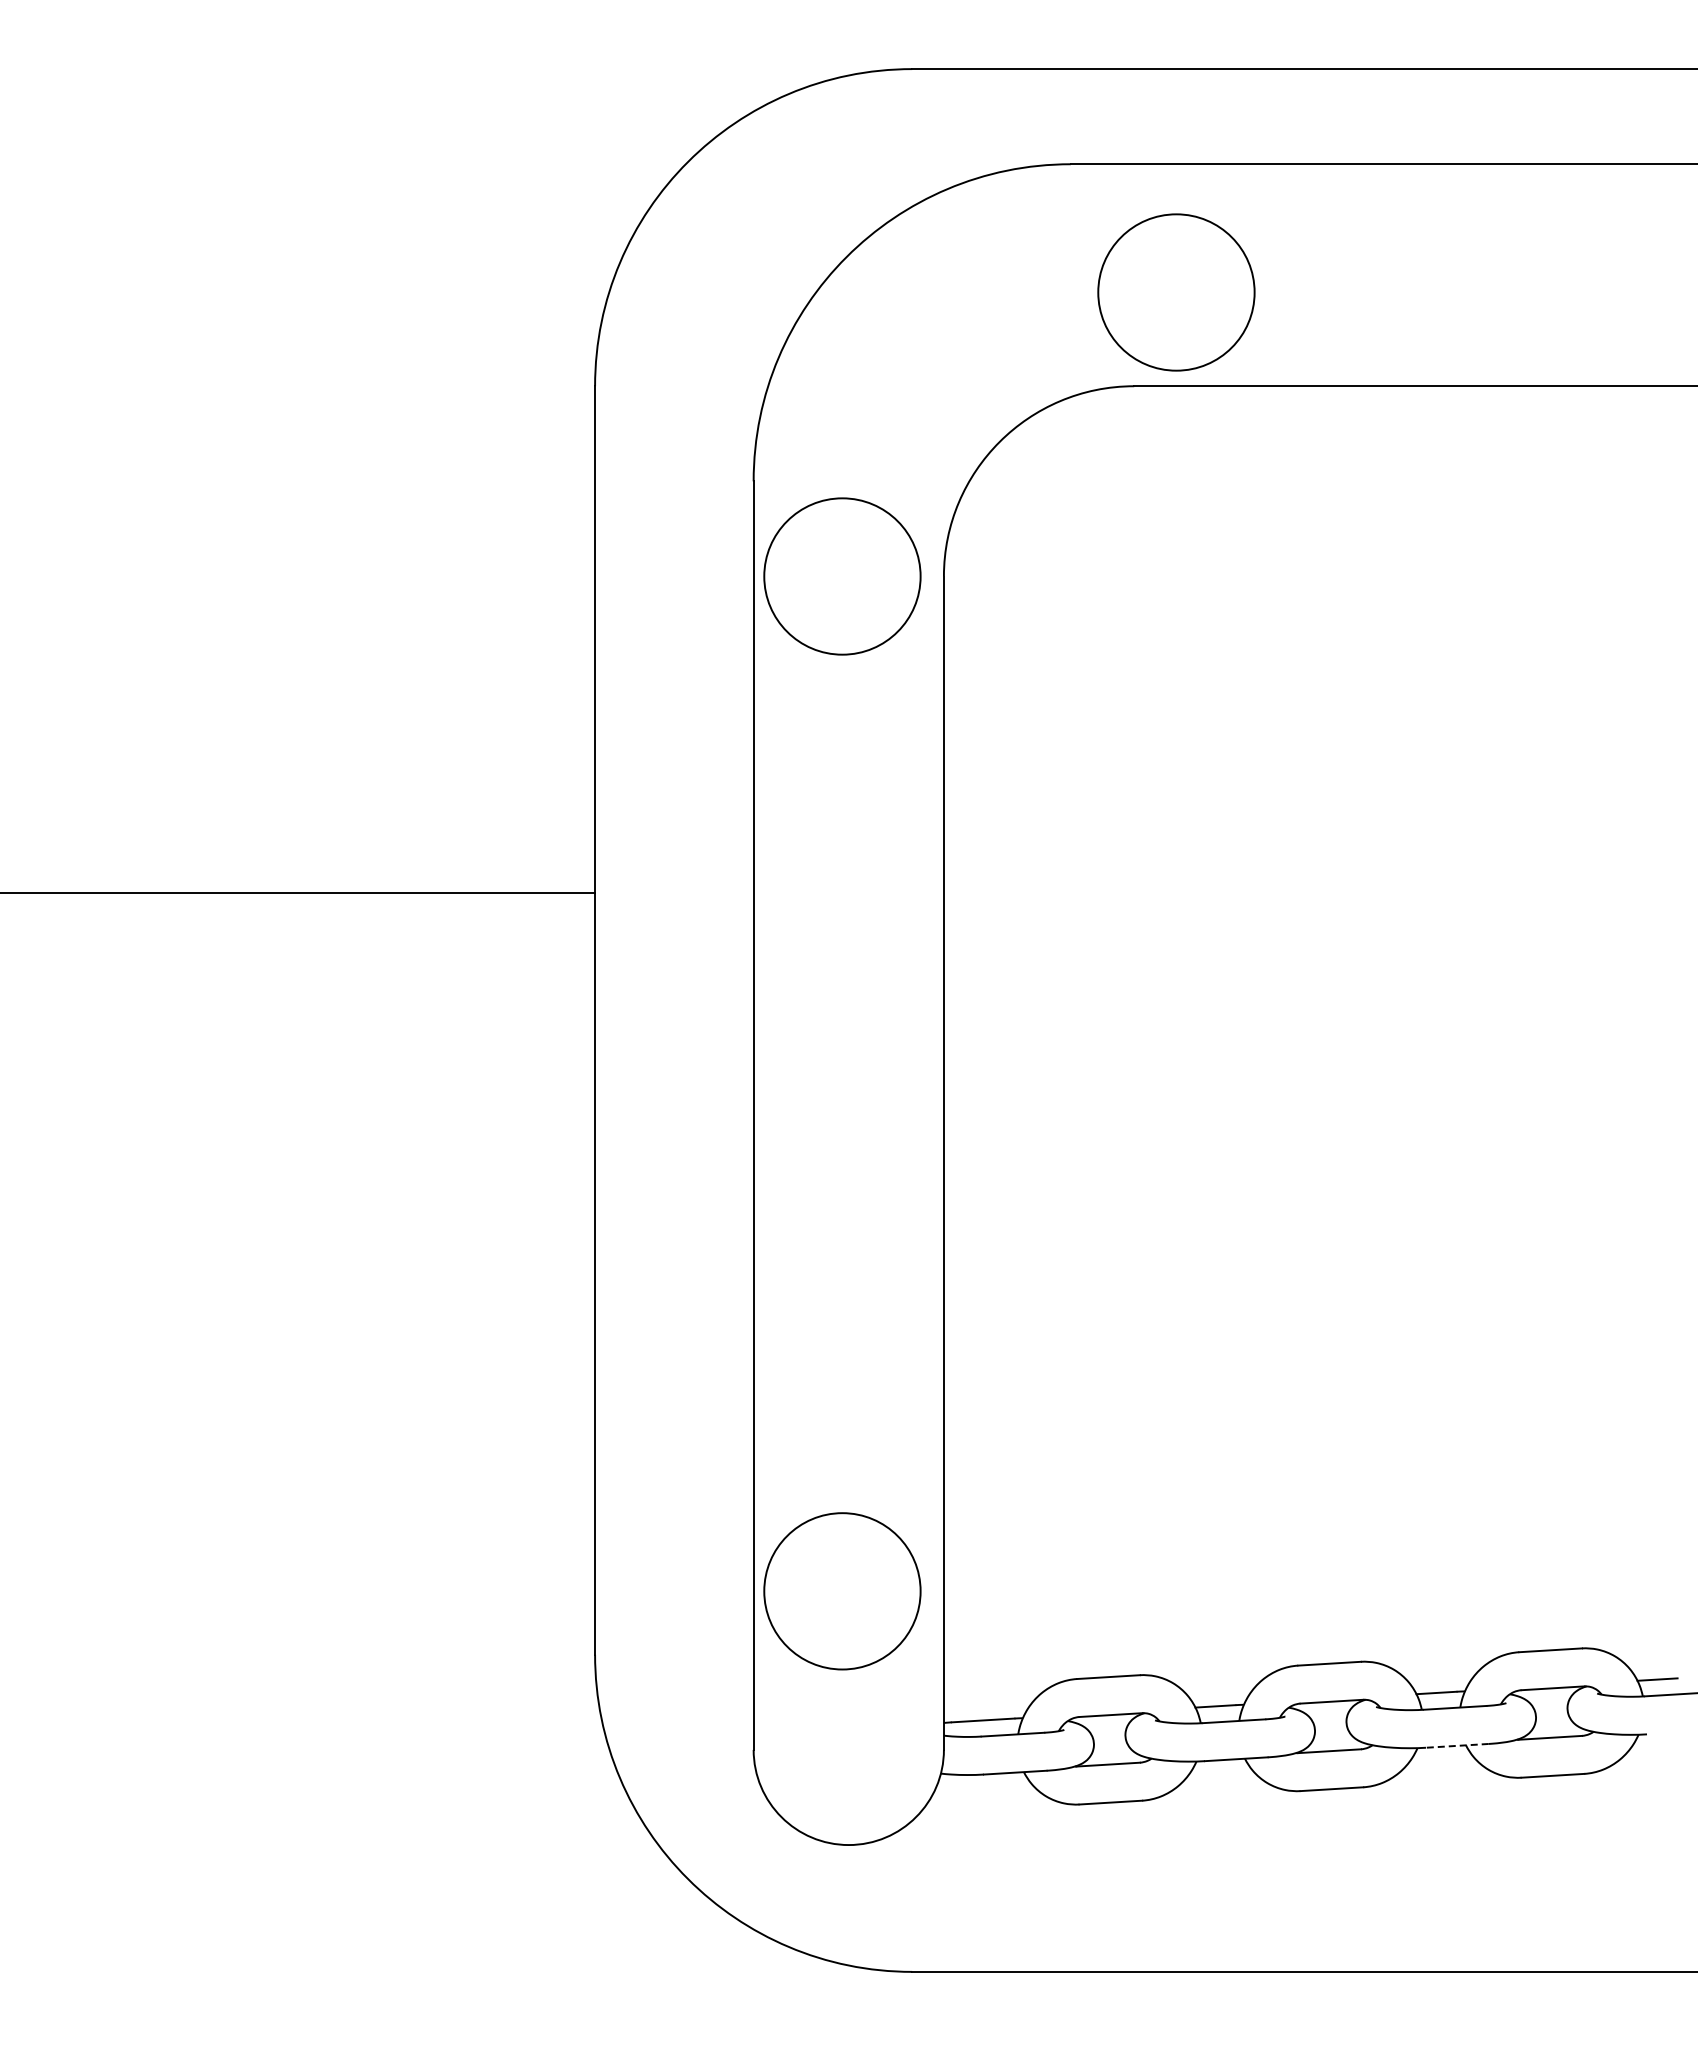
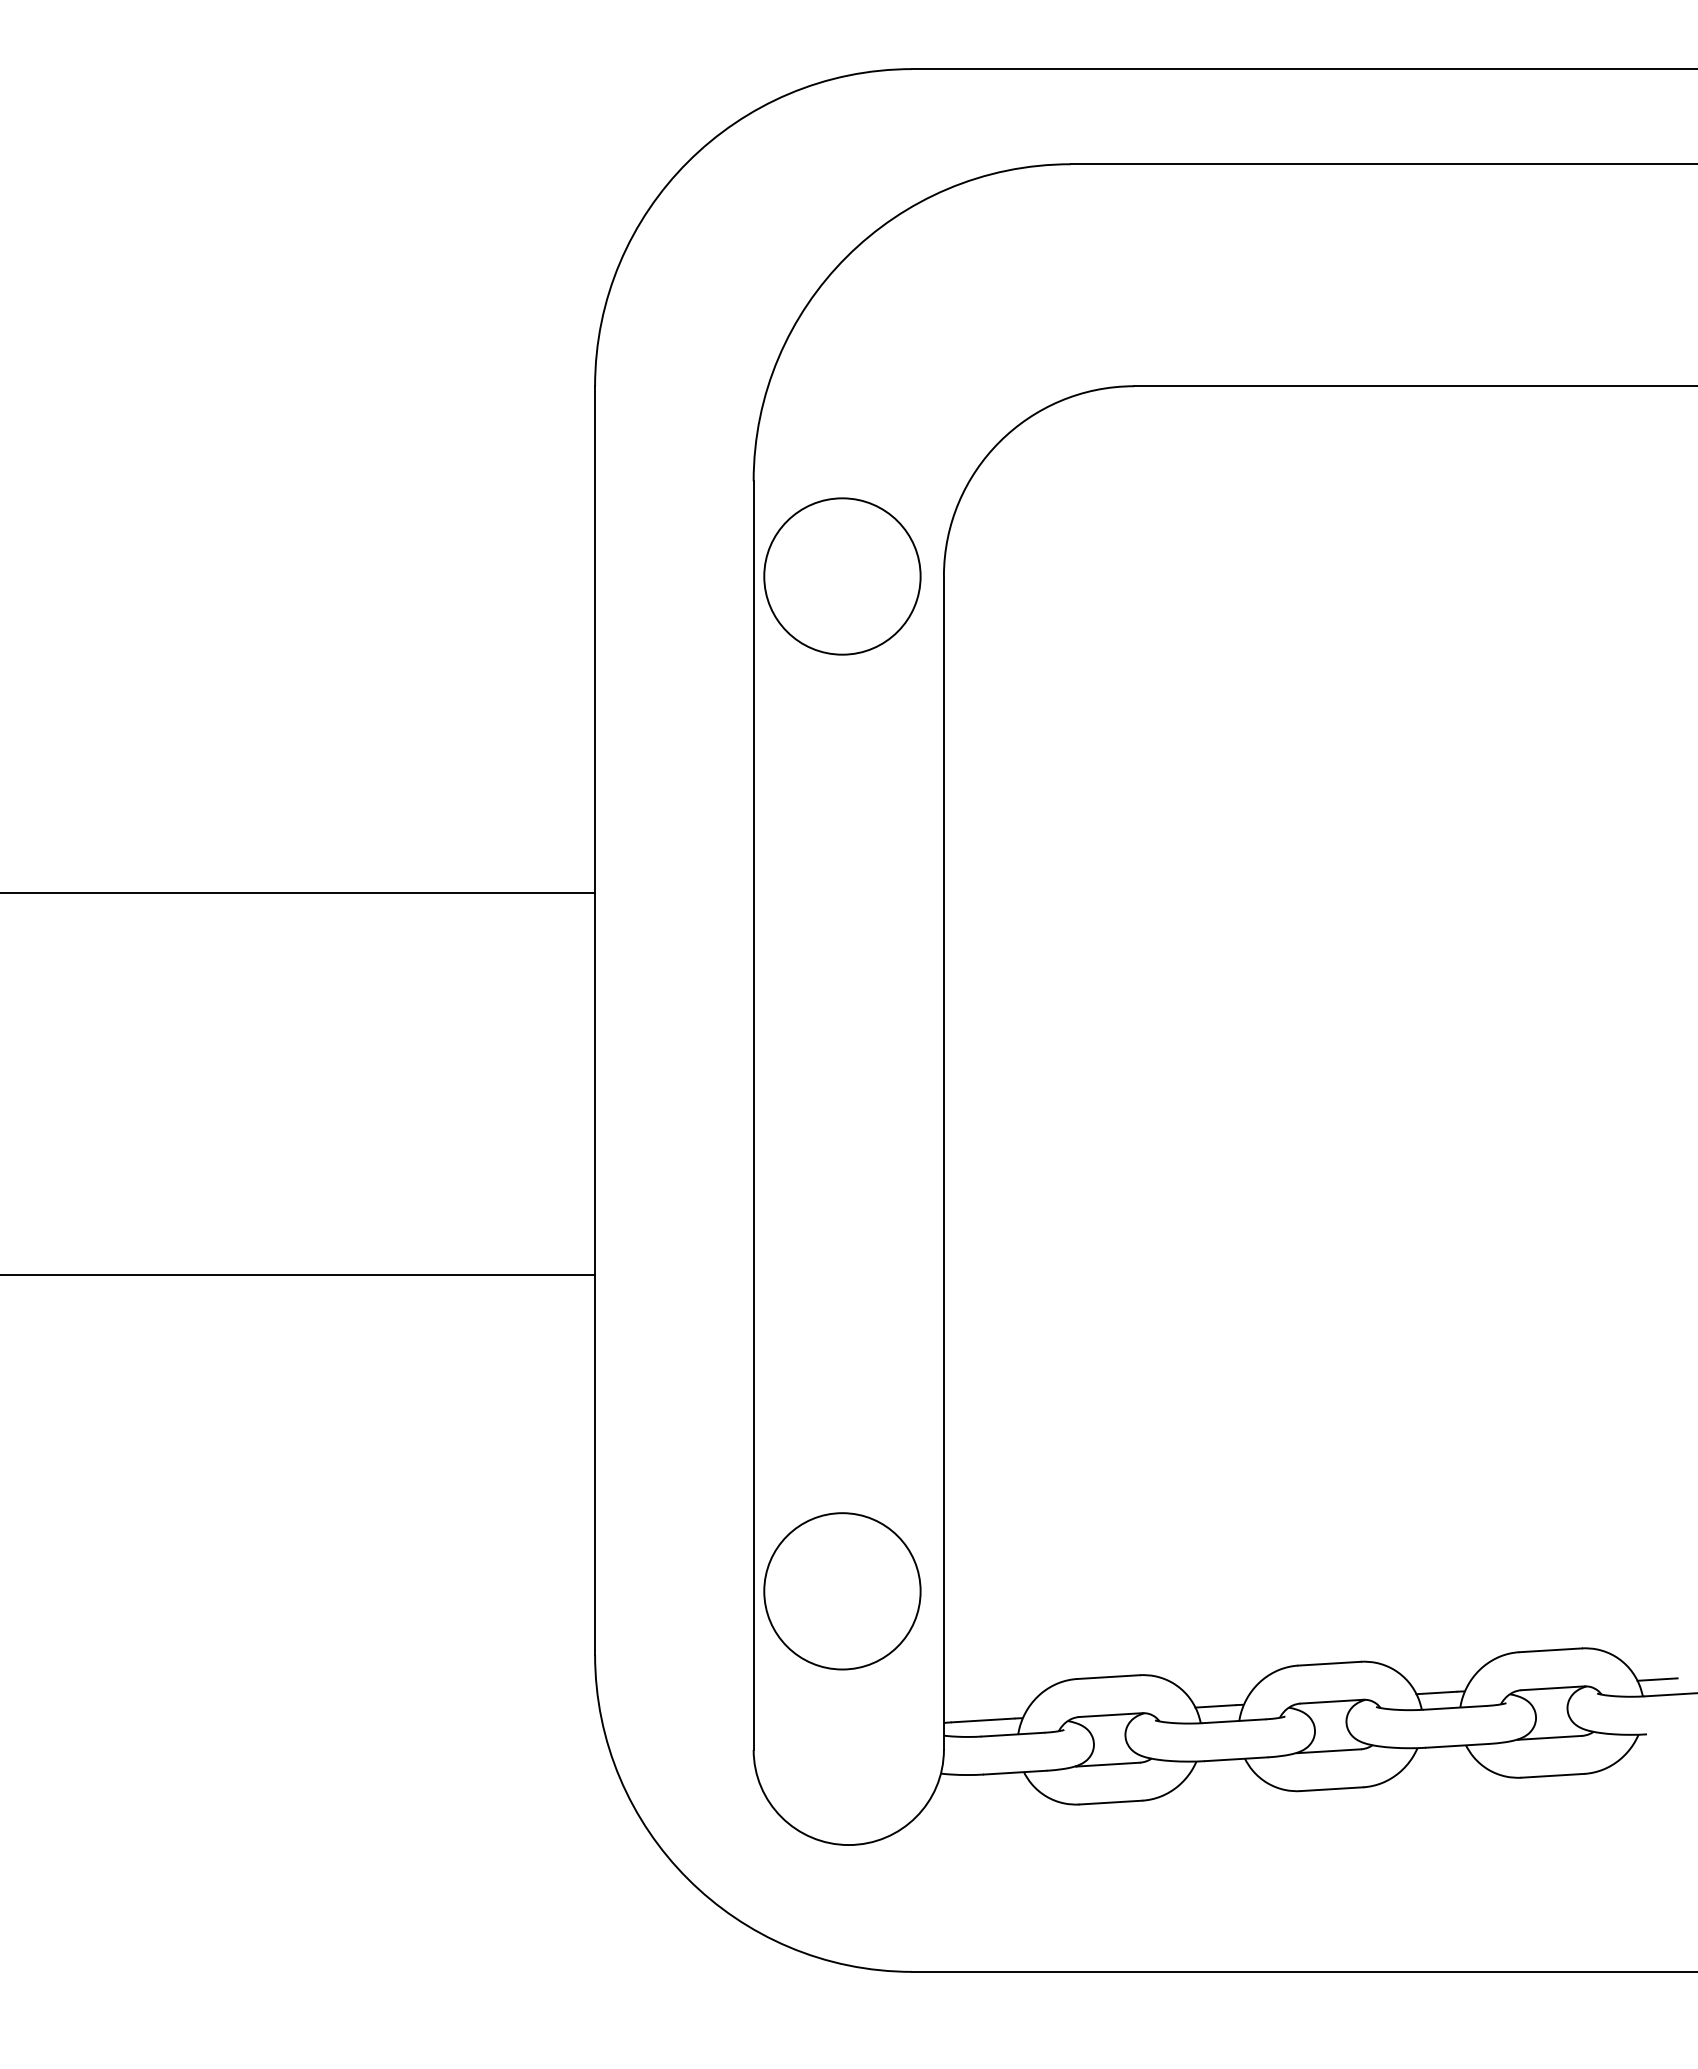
circle: present -> none (1176, 292)
line: none -> present (298, 1275)
line: dashed -> solid (1456, 1745)
